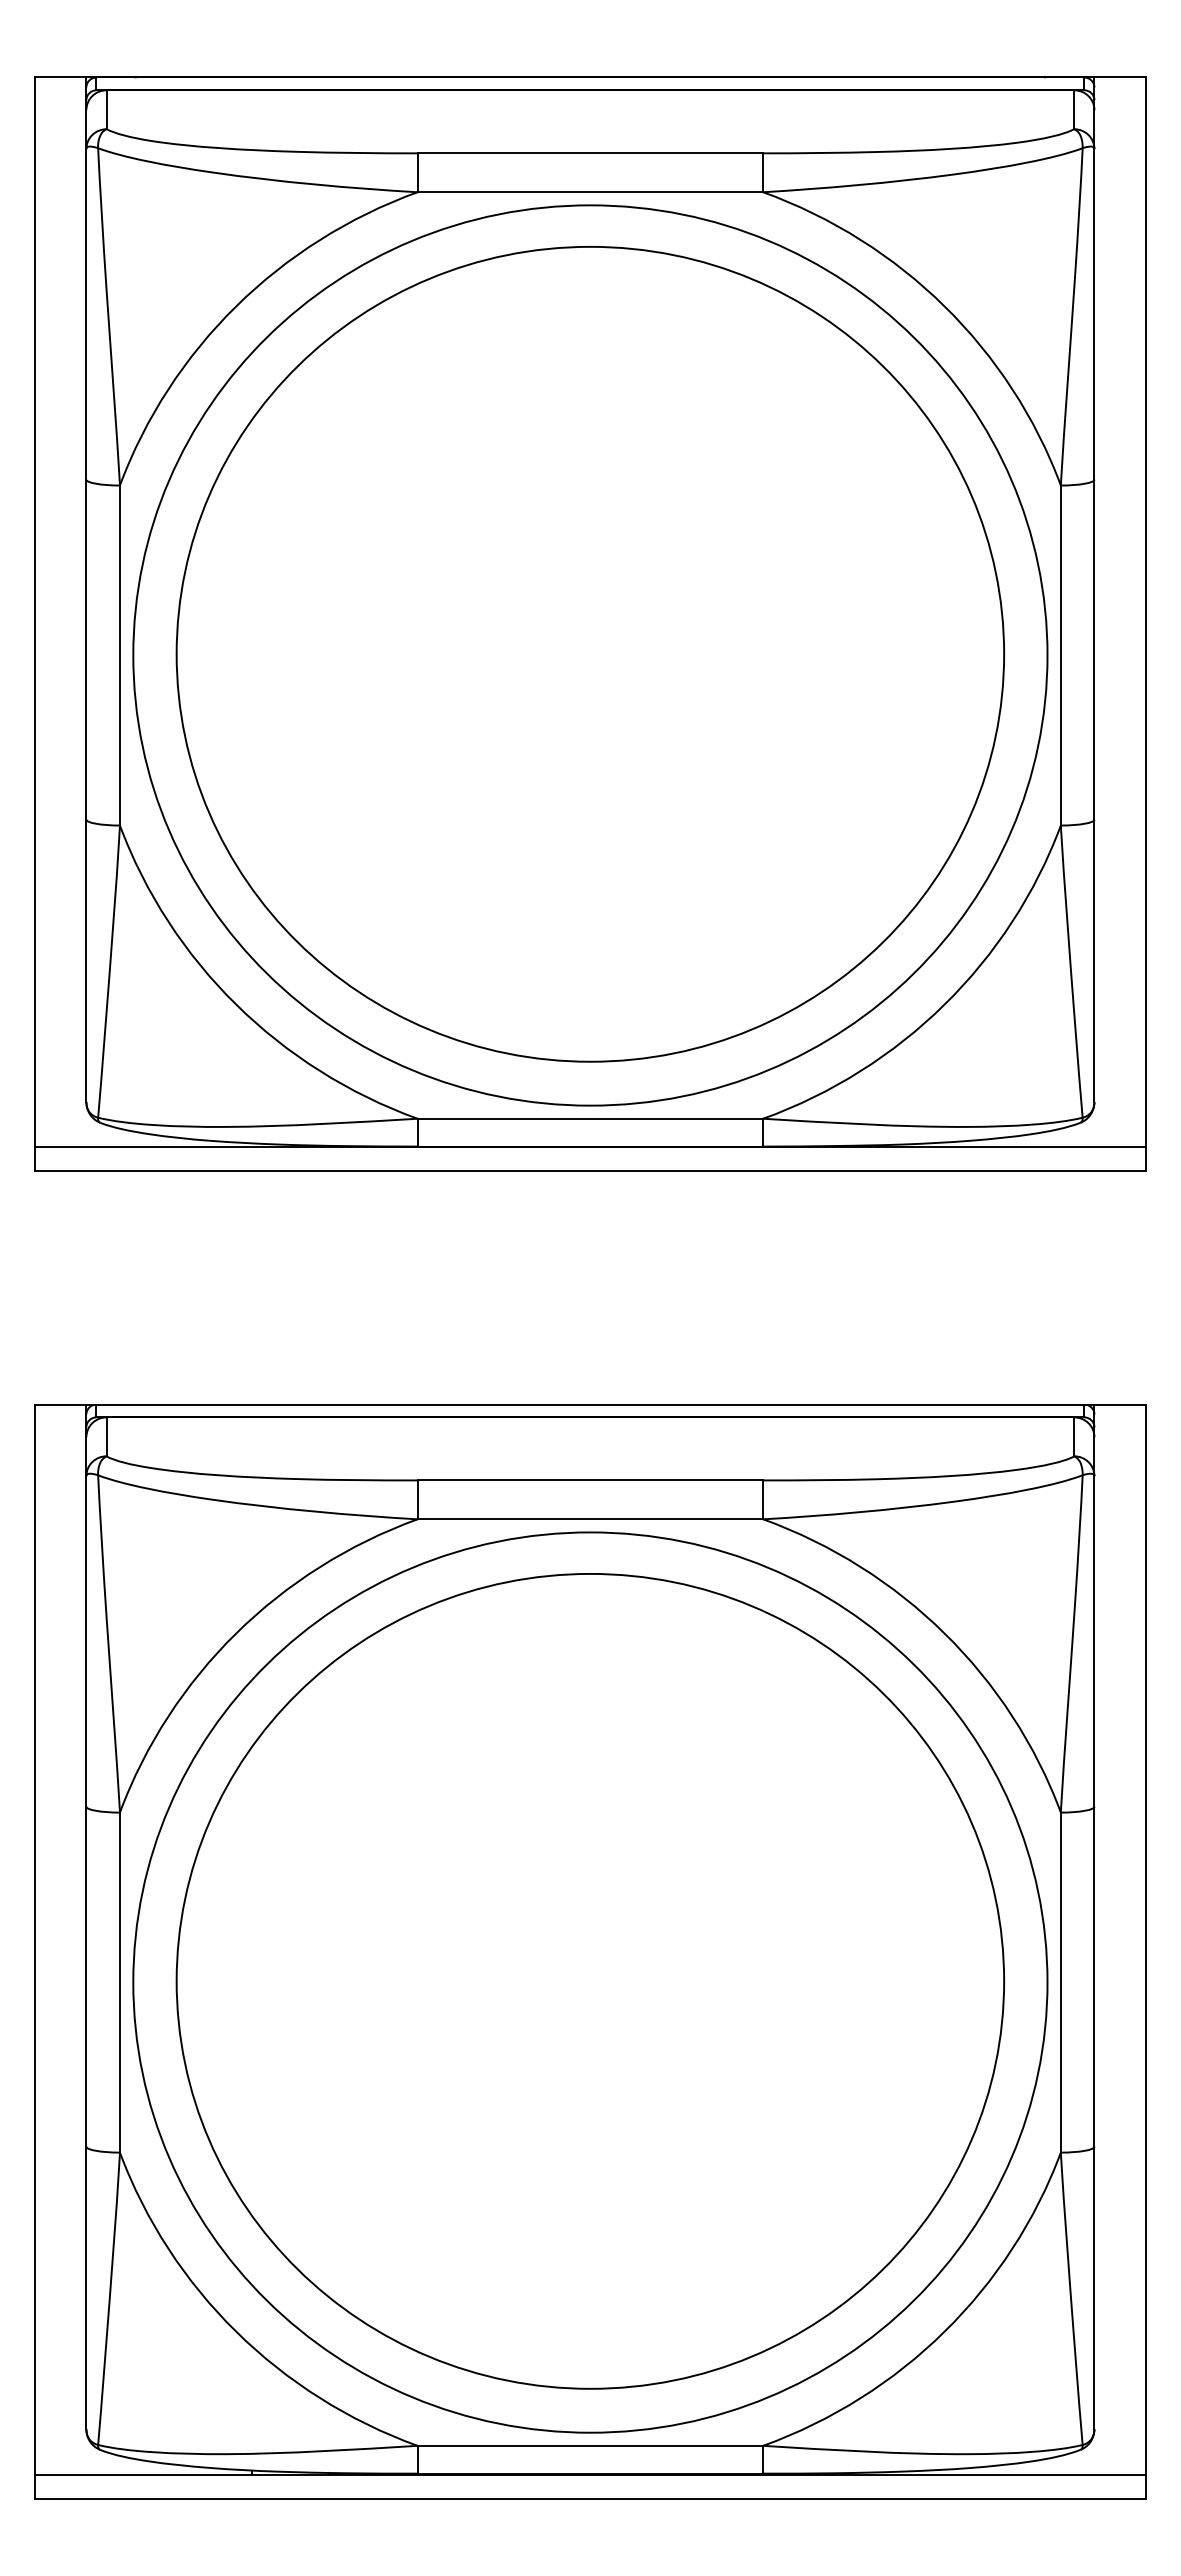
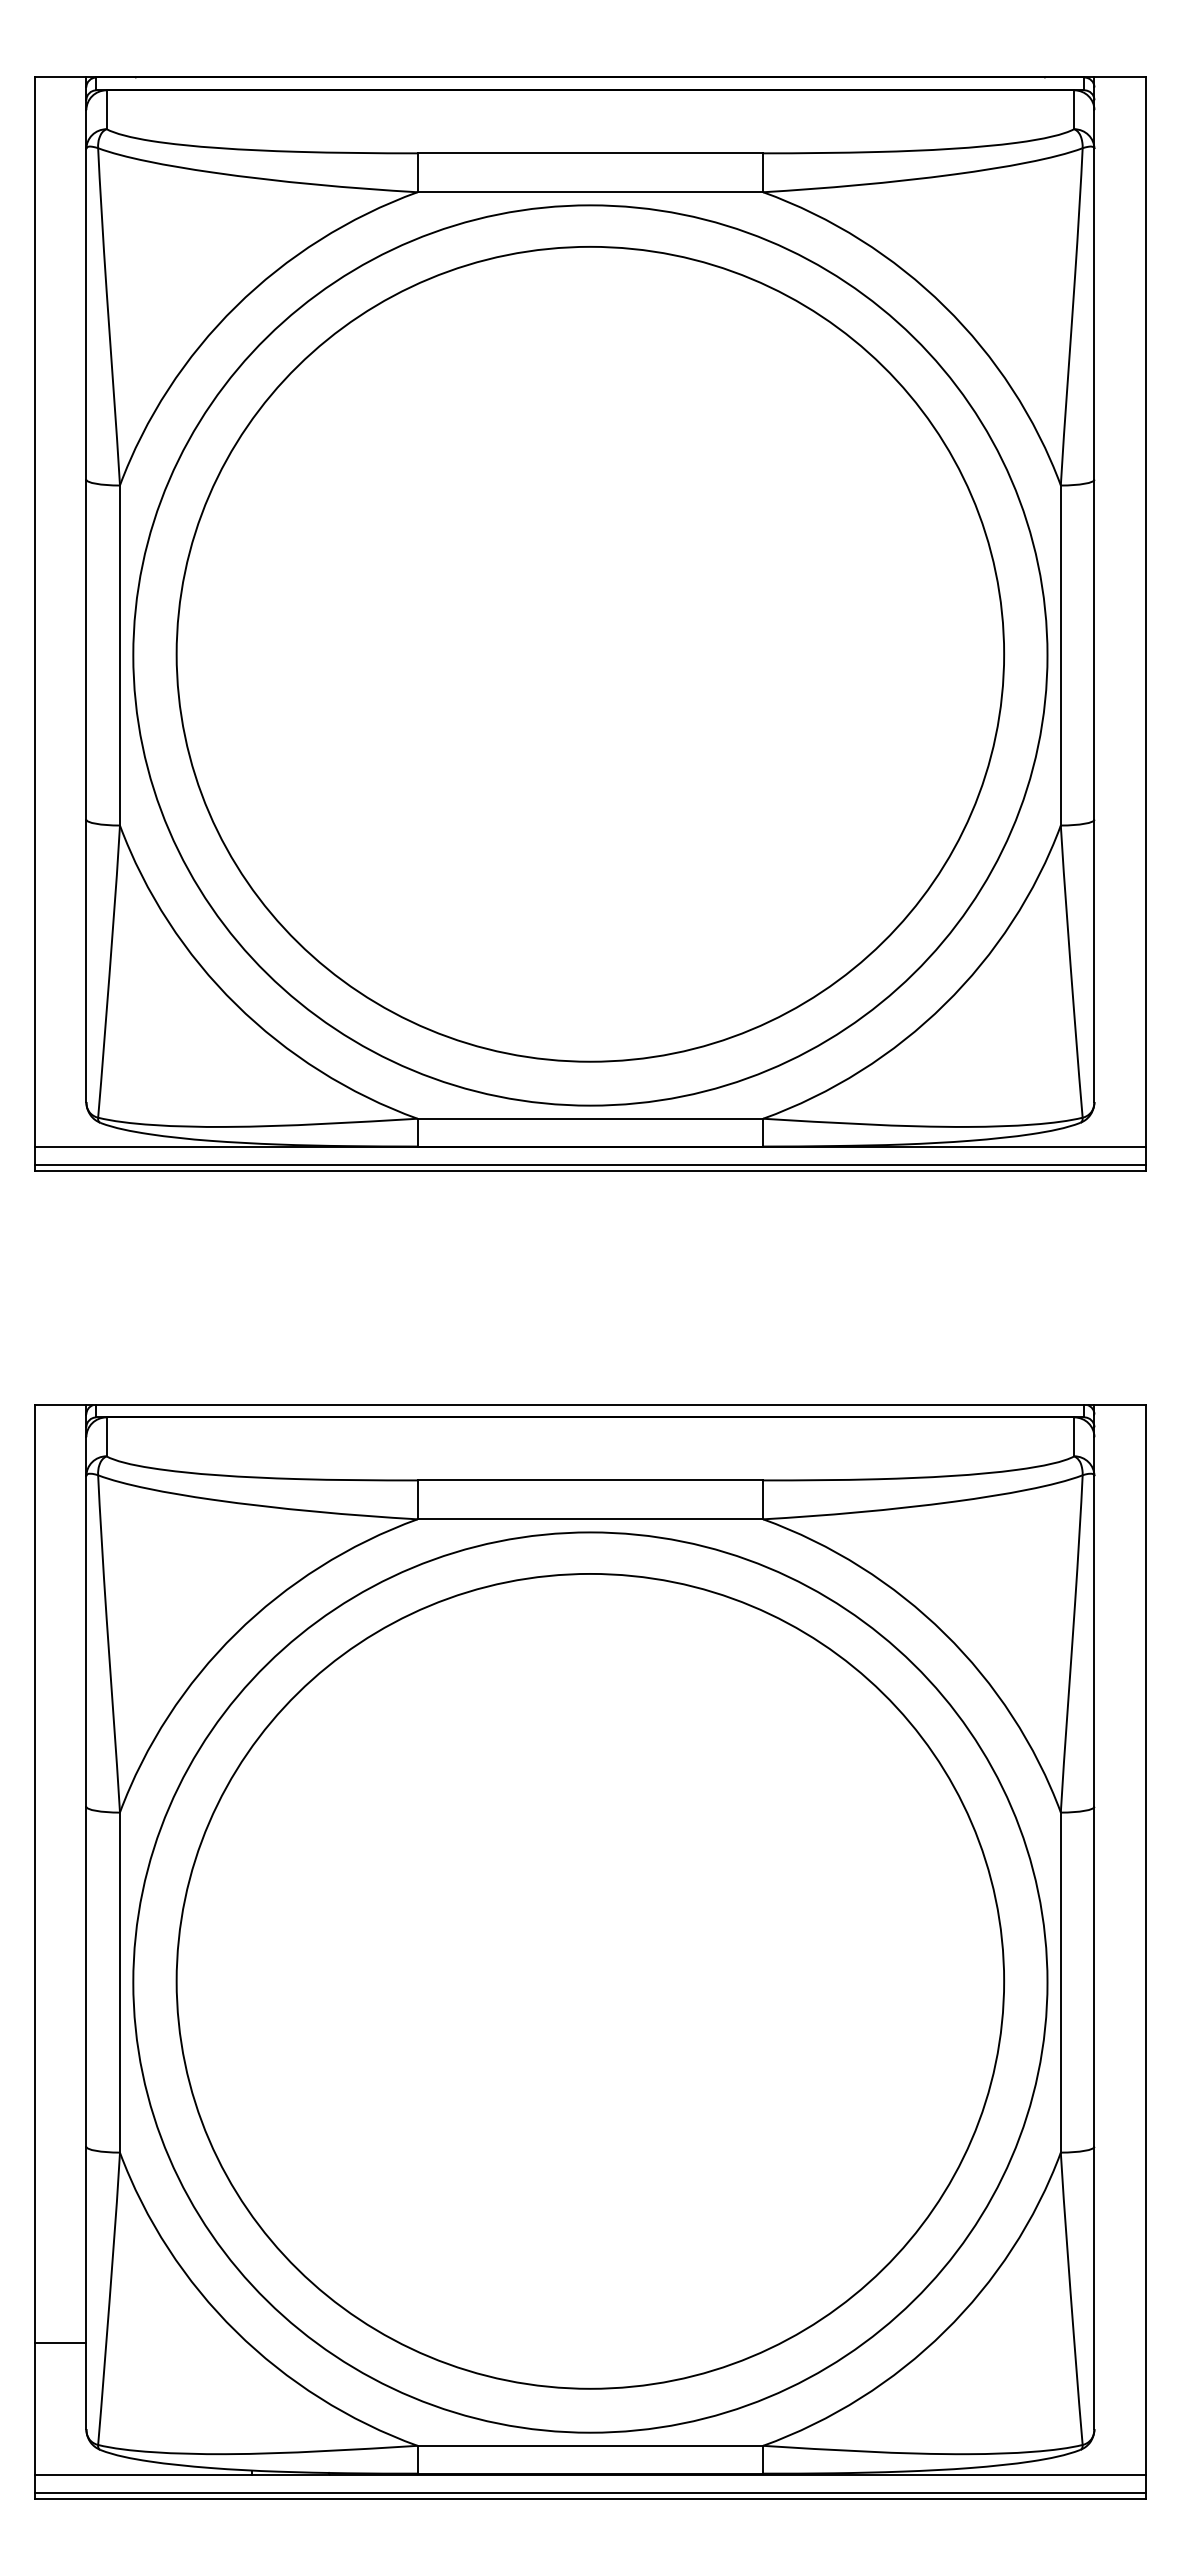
line: none -> present (590, 1164)
line: none -> present (60, 2342)
line: none -> present (590, 2492)
